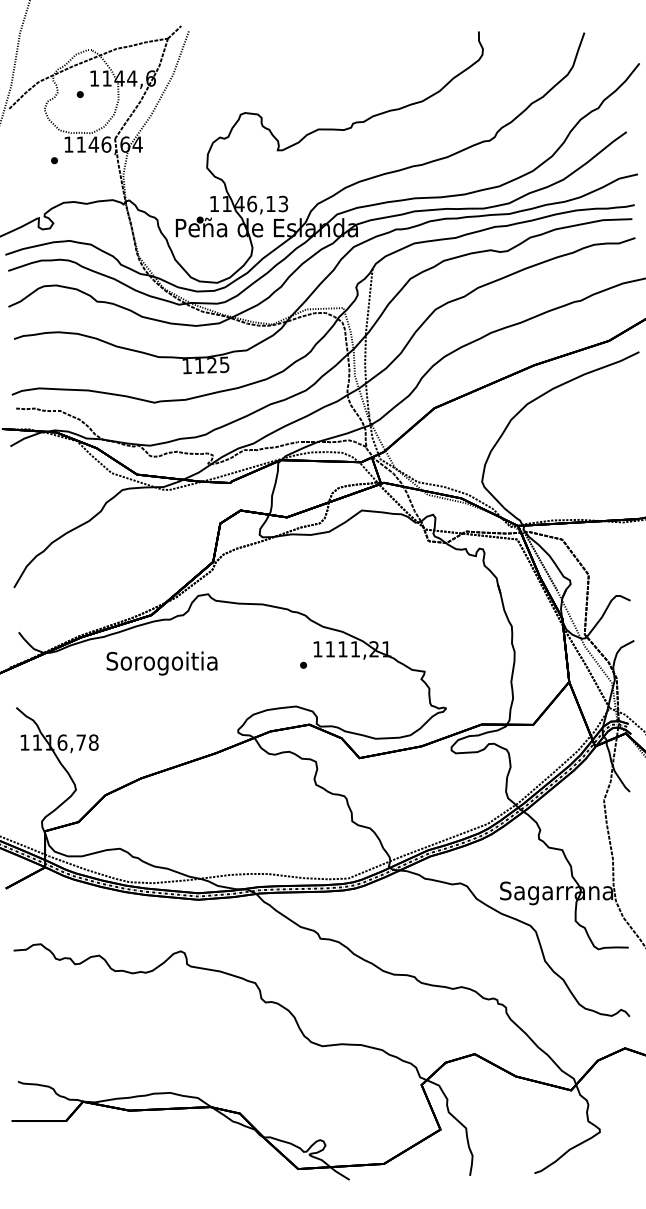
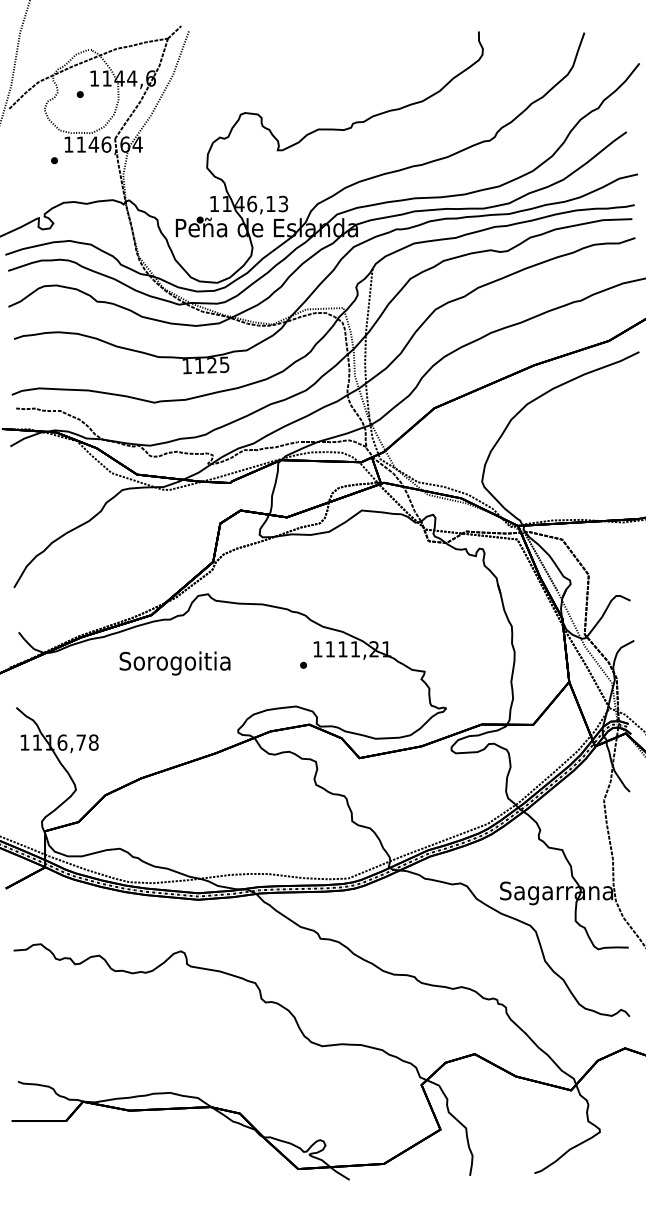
text position: (161, 663) -> (174, 663) (174, 663)
